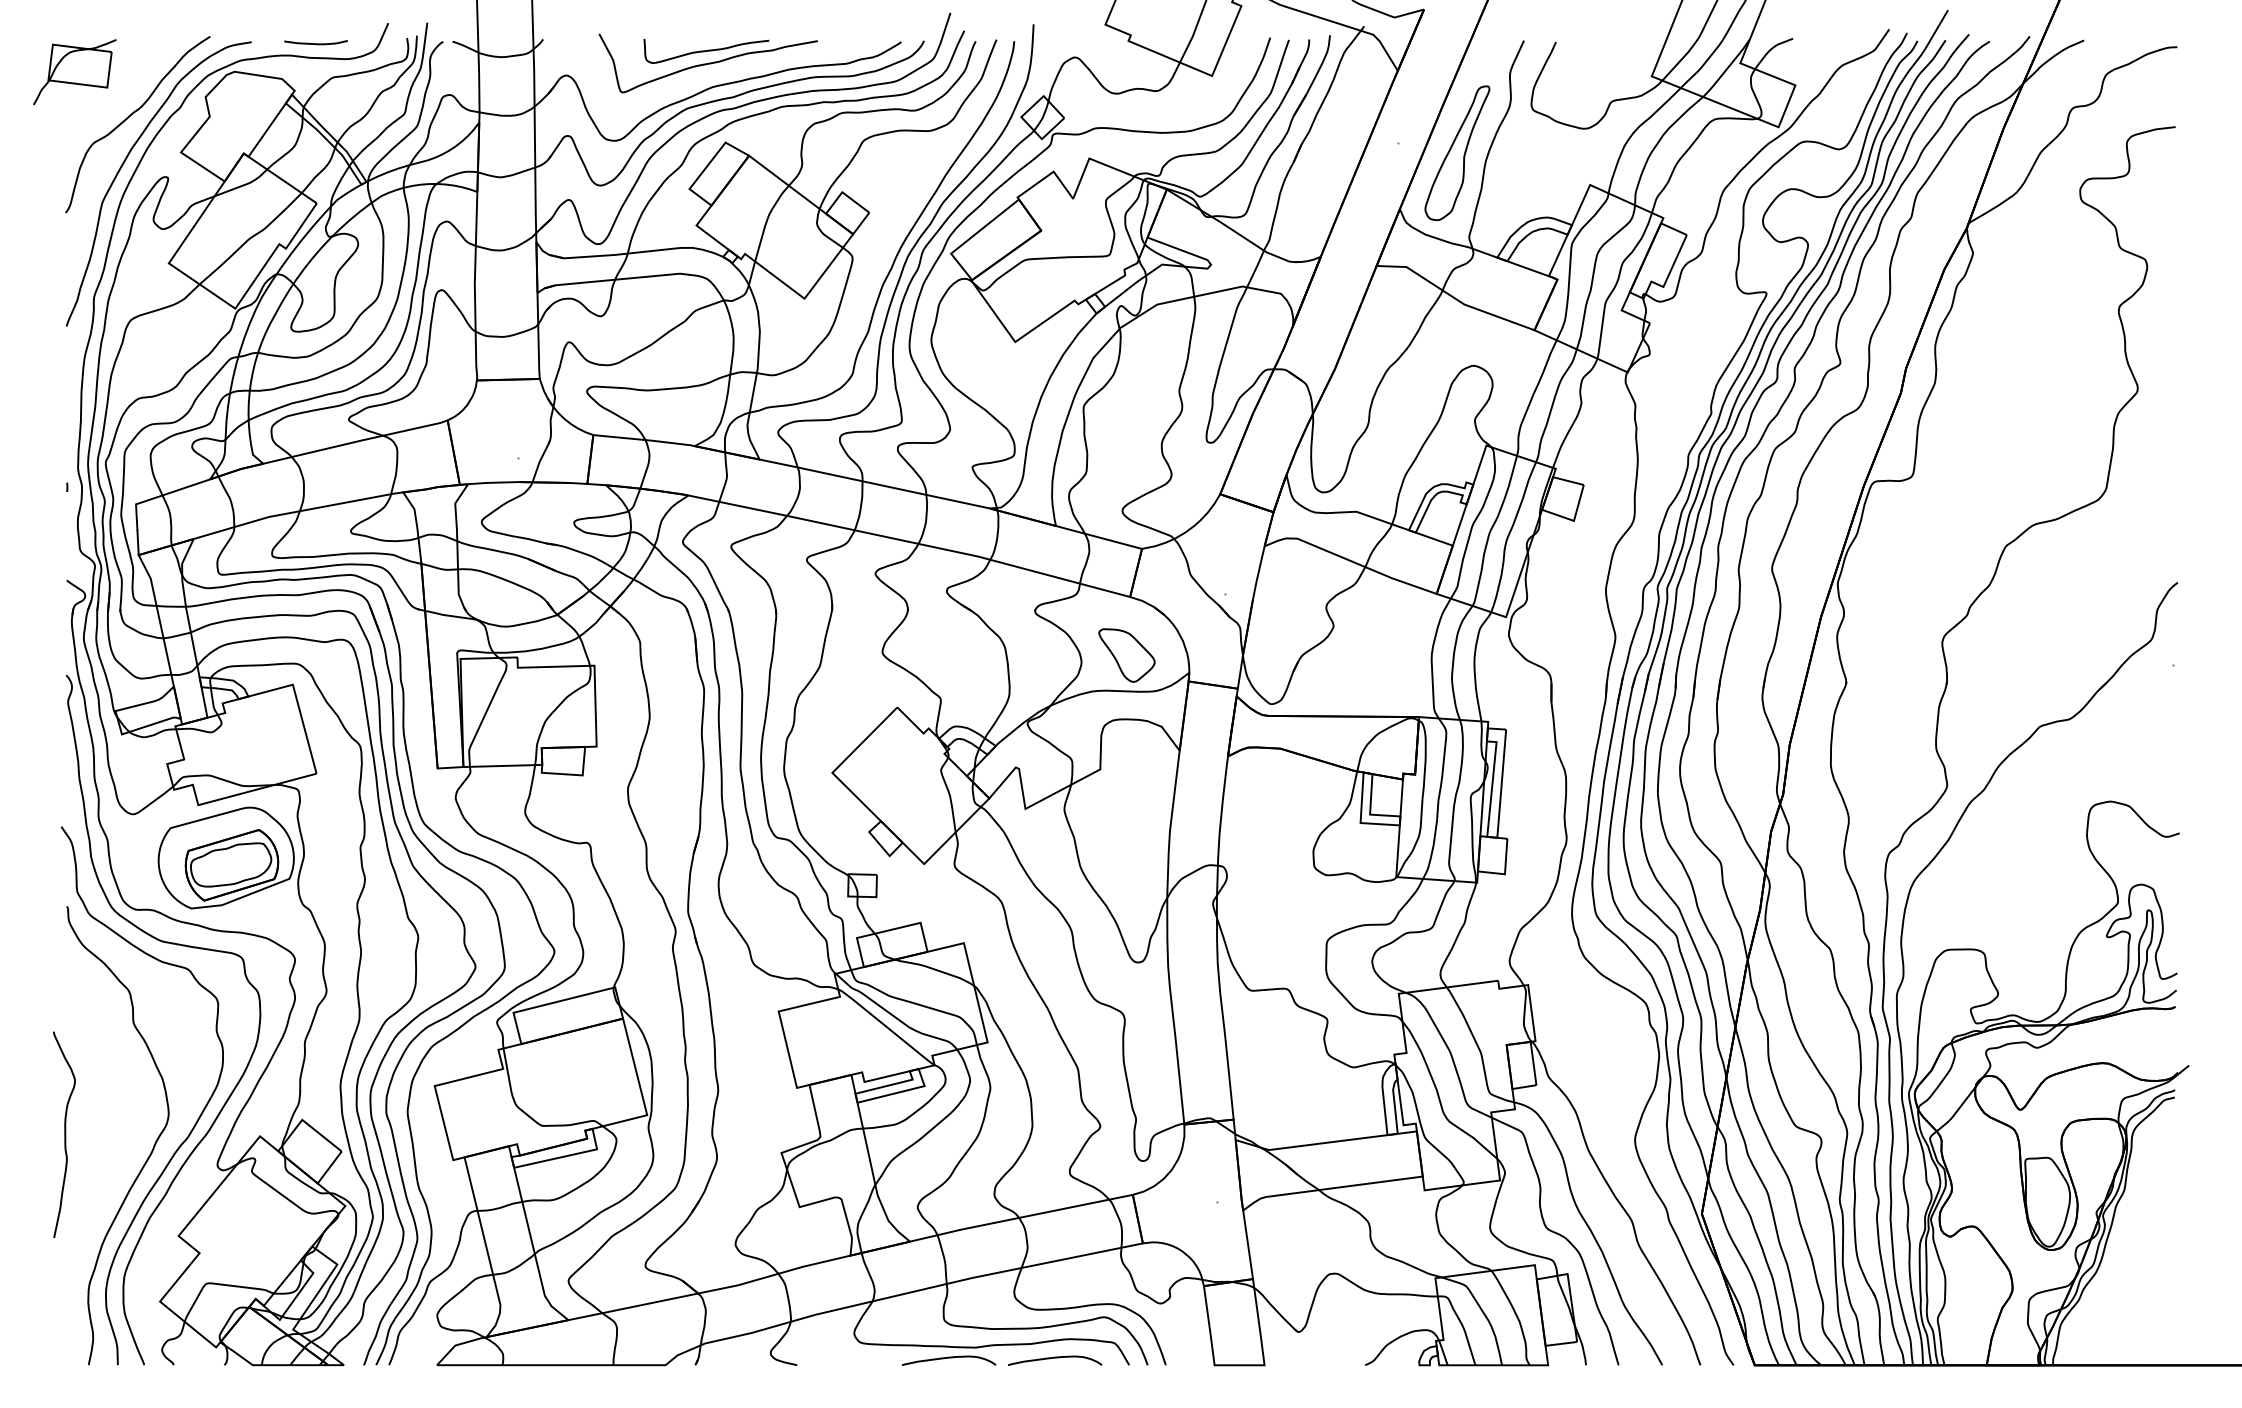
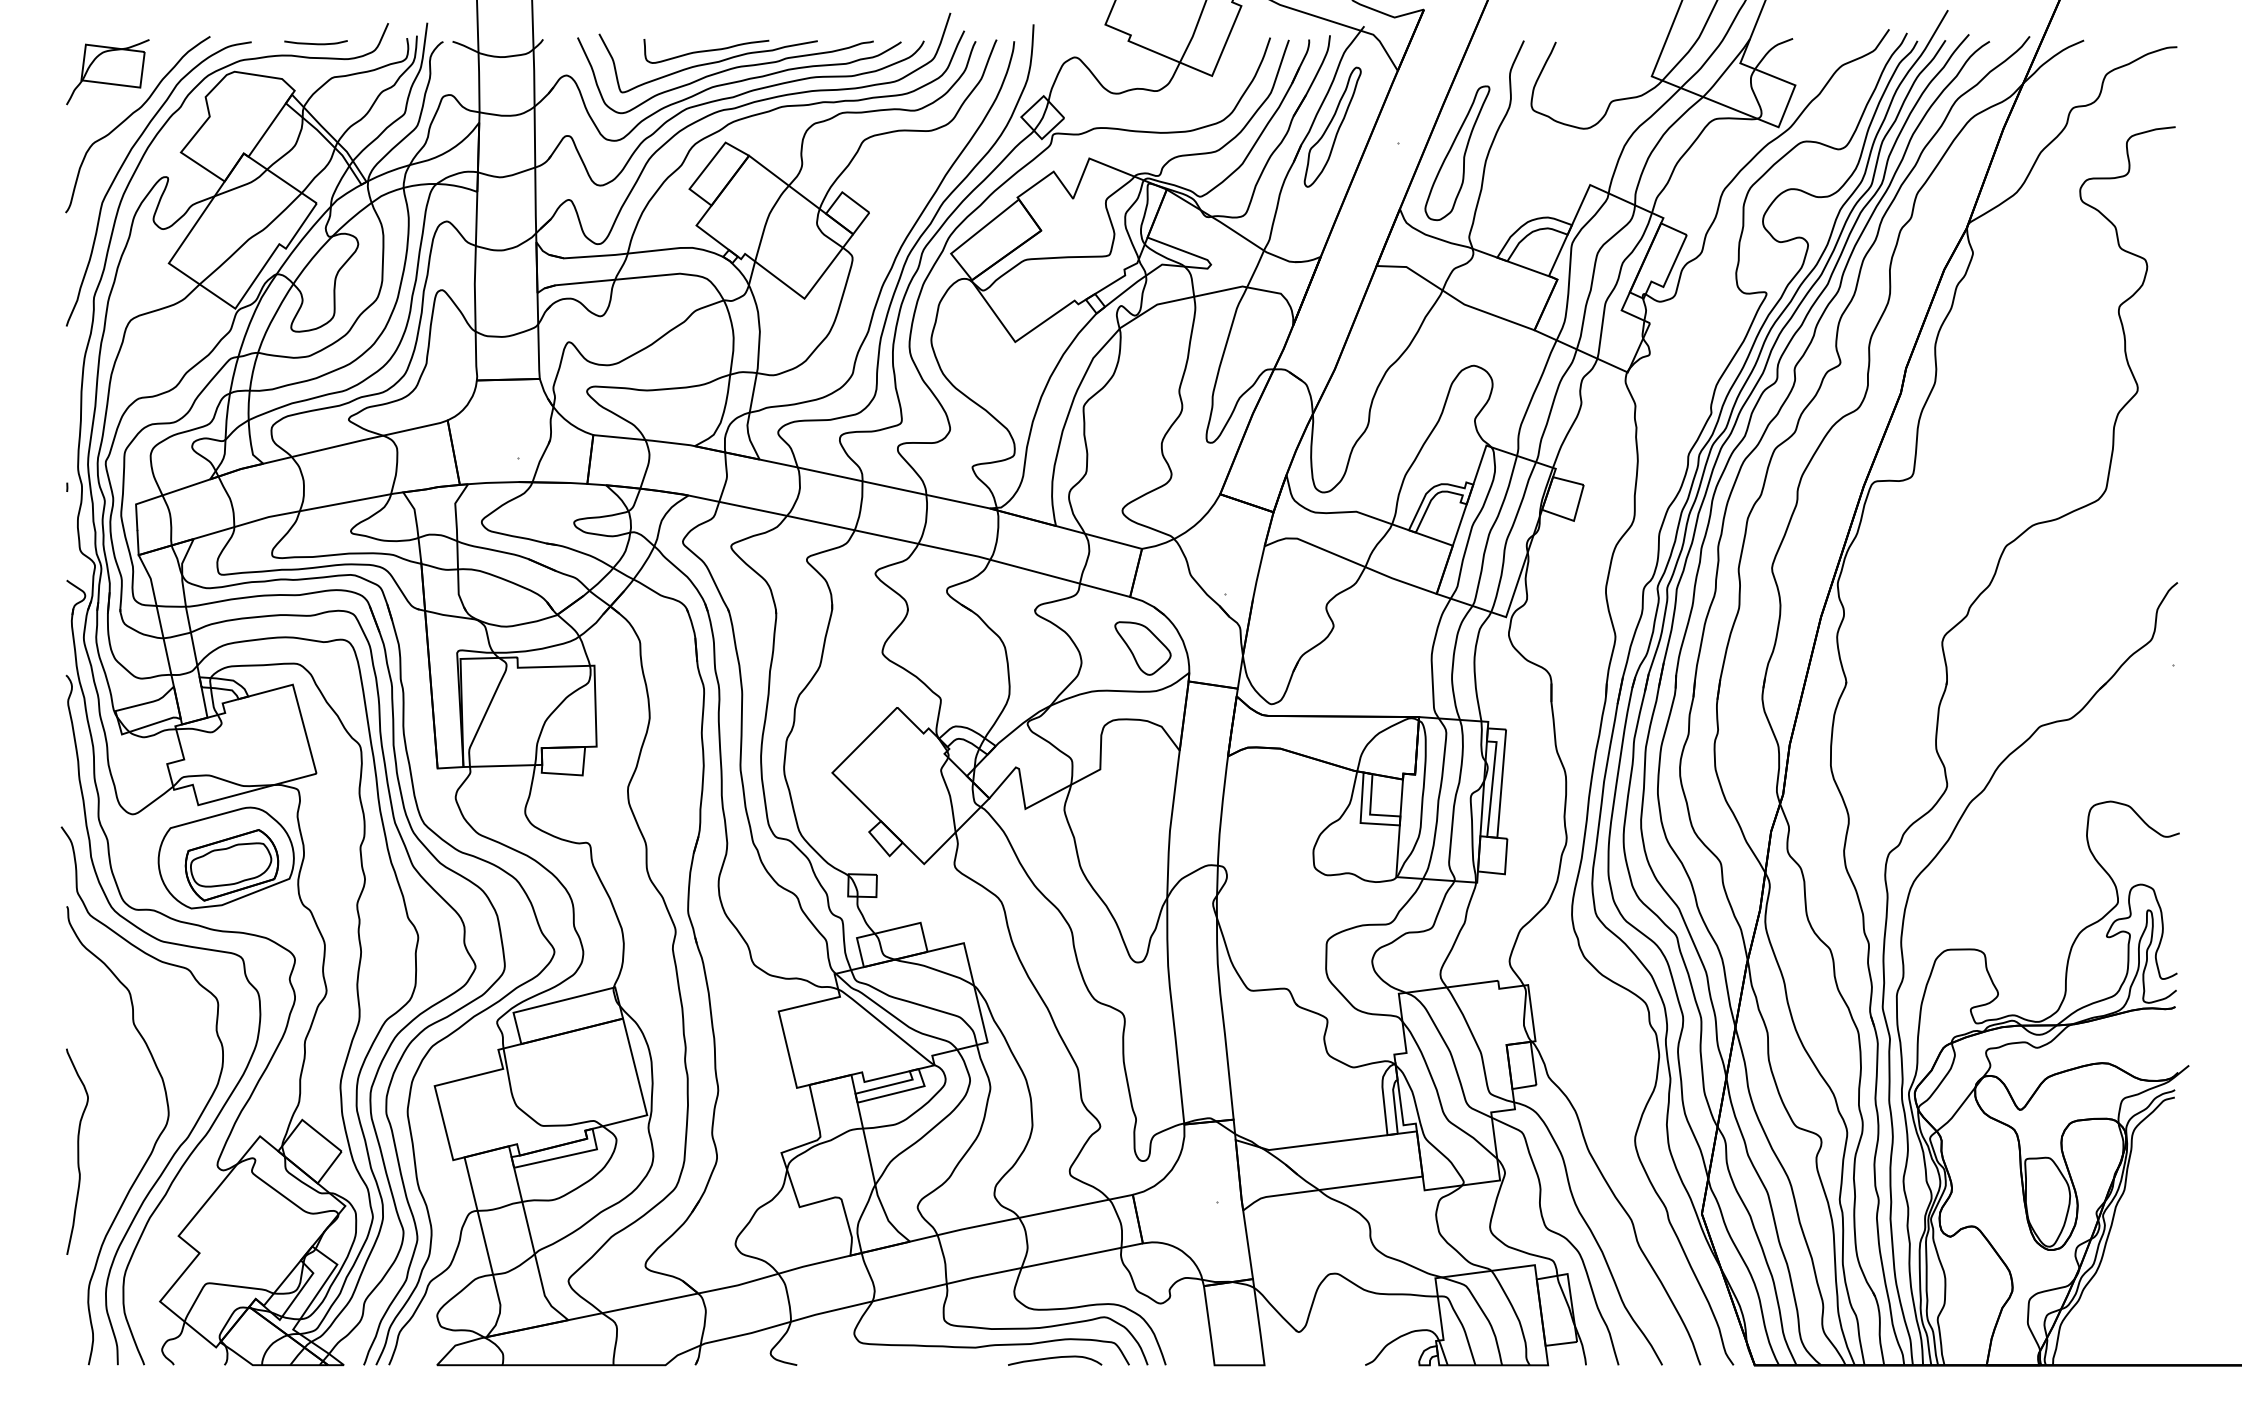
part position: (74, 72) -> (107, 72) (107, 72)
curve: none -> present (723, 72)
part: none -> present (1332, 126)
part position: (1126, 655) -> (1142, 648) (1142, 648)
curve position: (64, 1134) -> (77, 1151) (77, 1151)
curve: present -> none (949, 1358)
